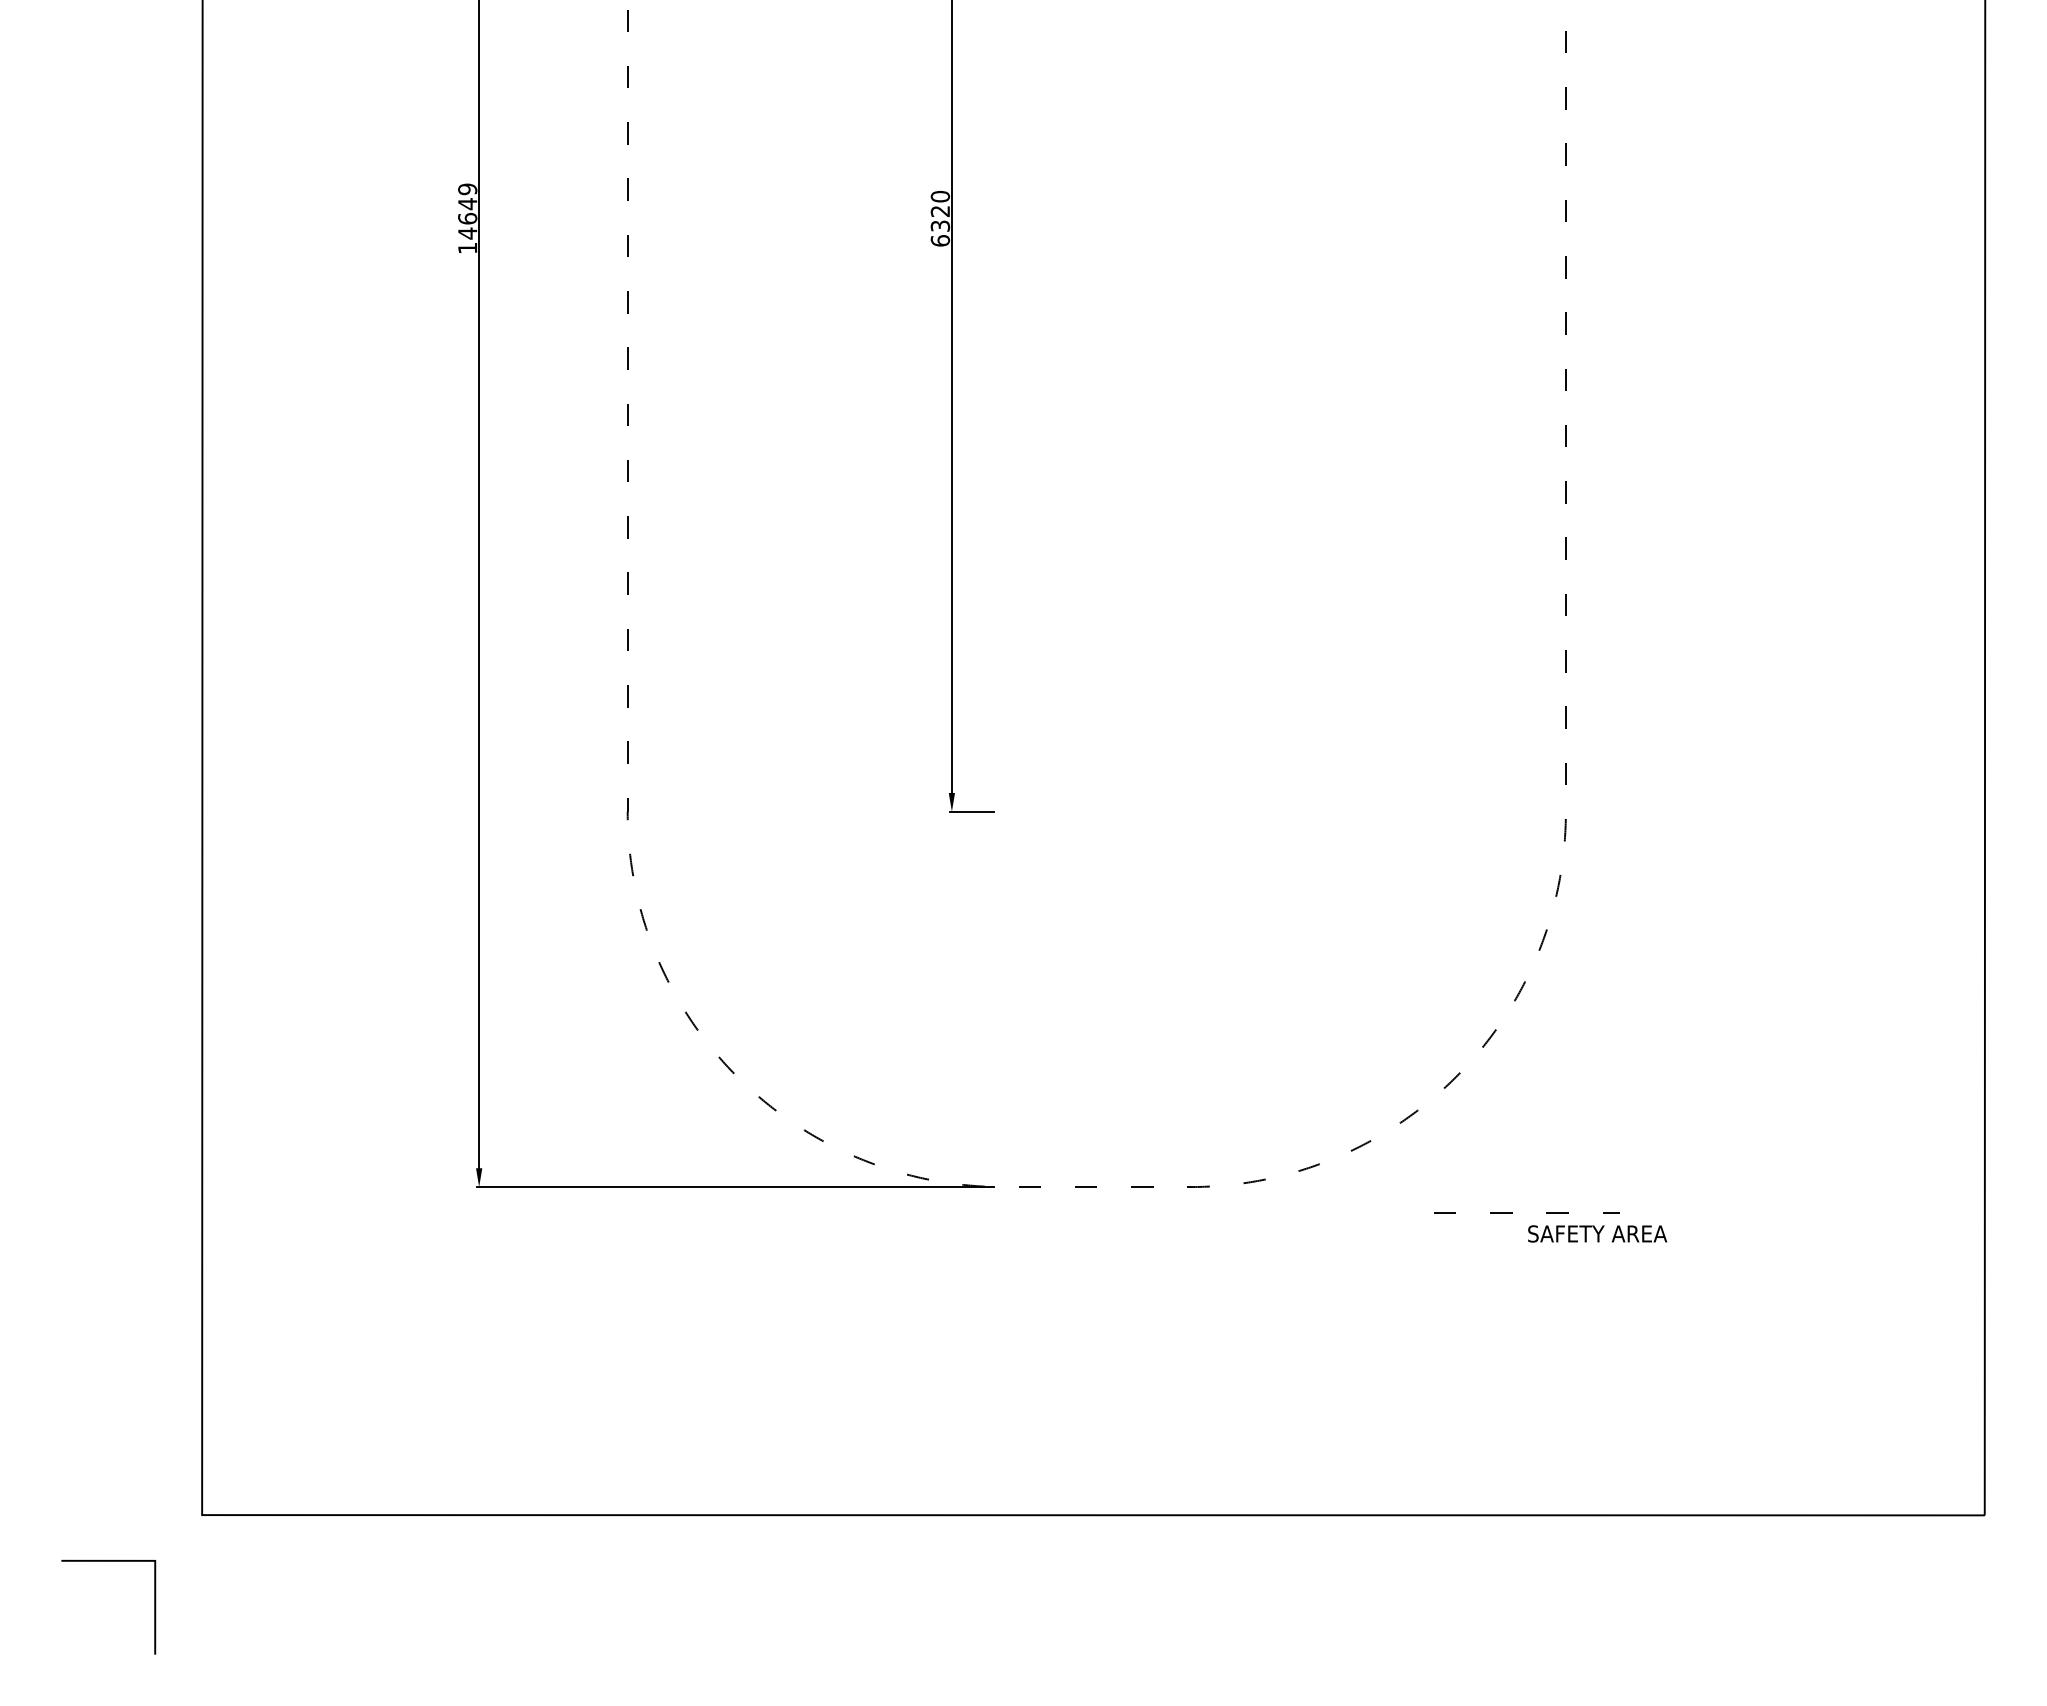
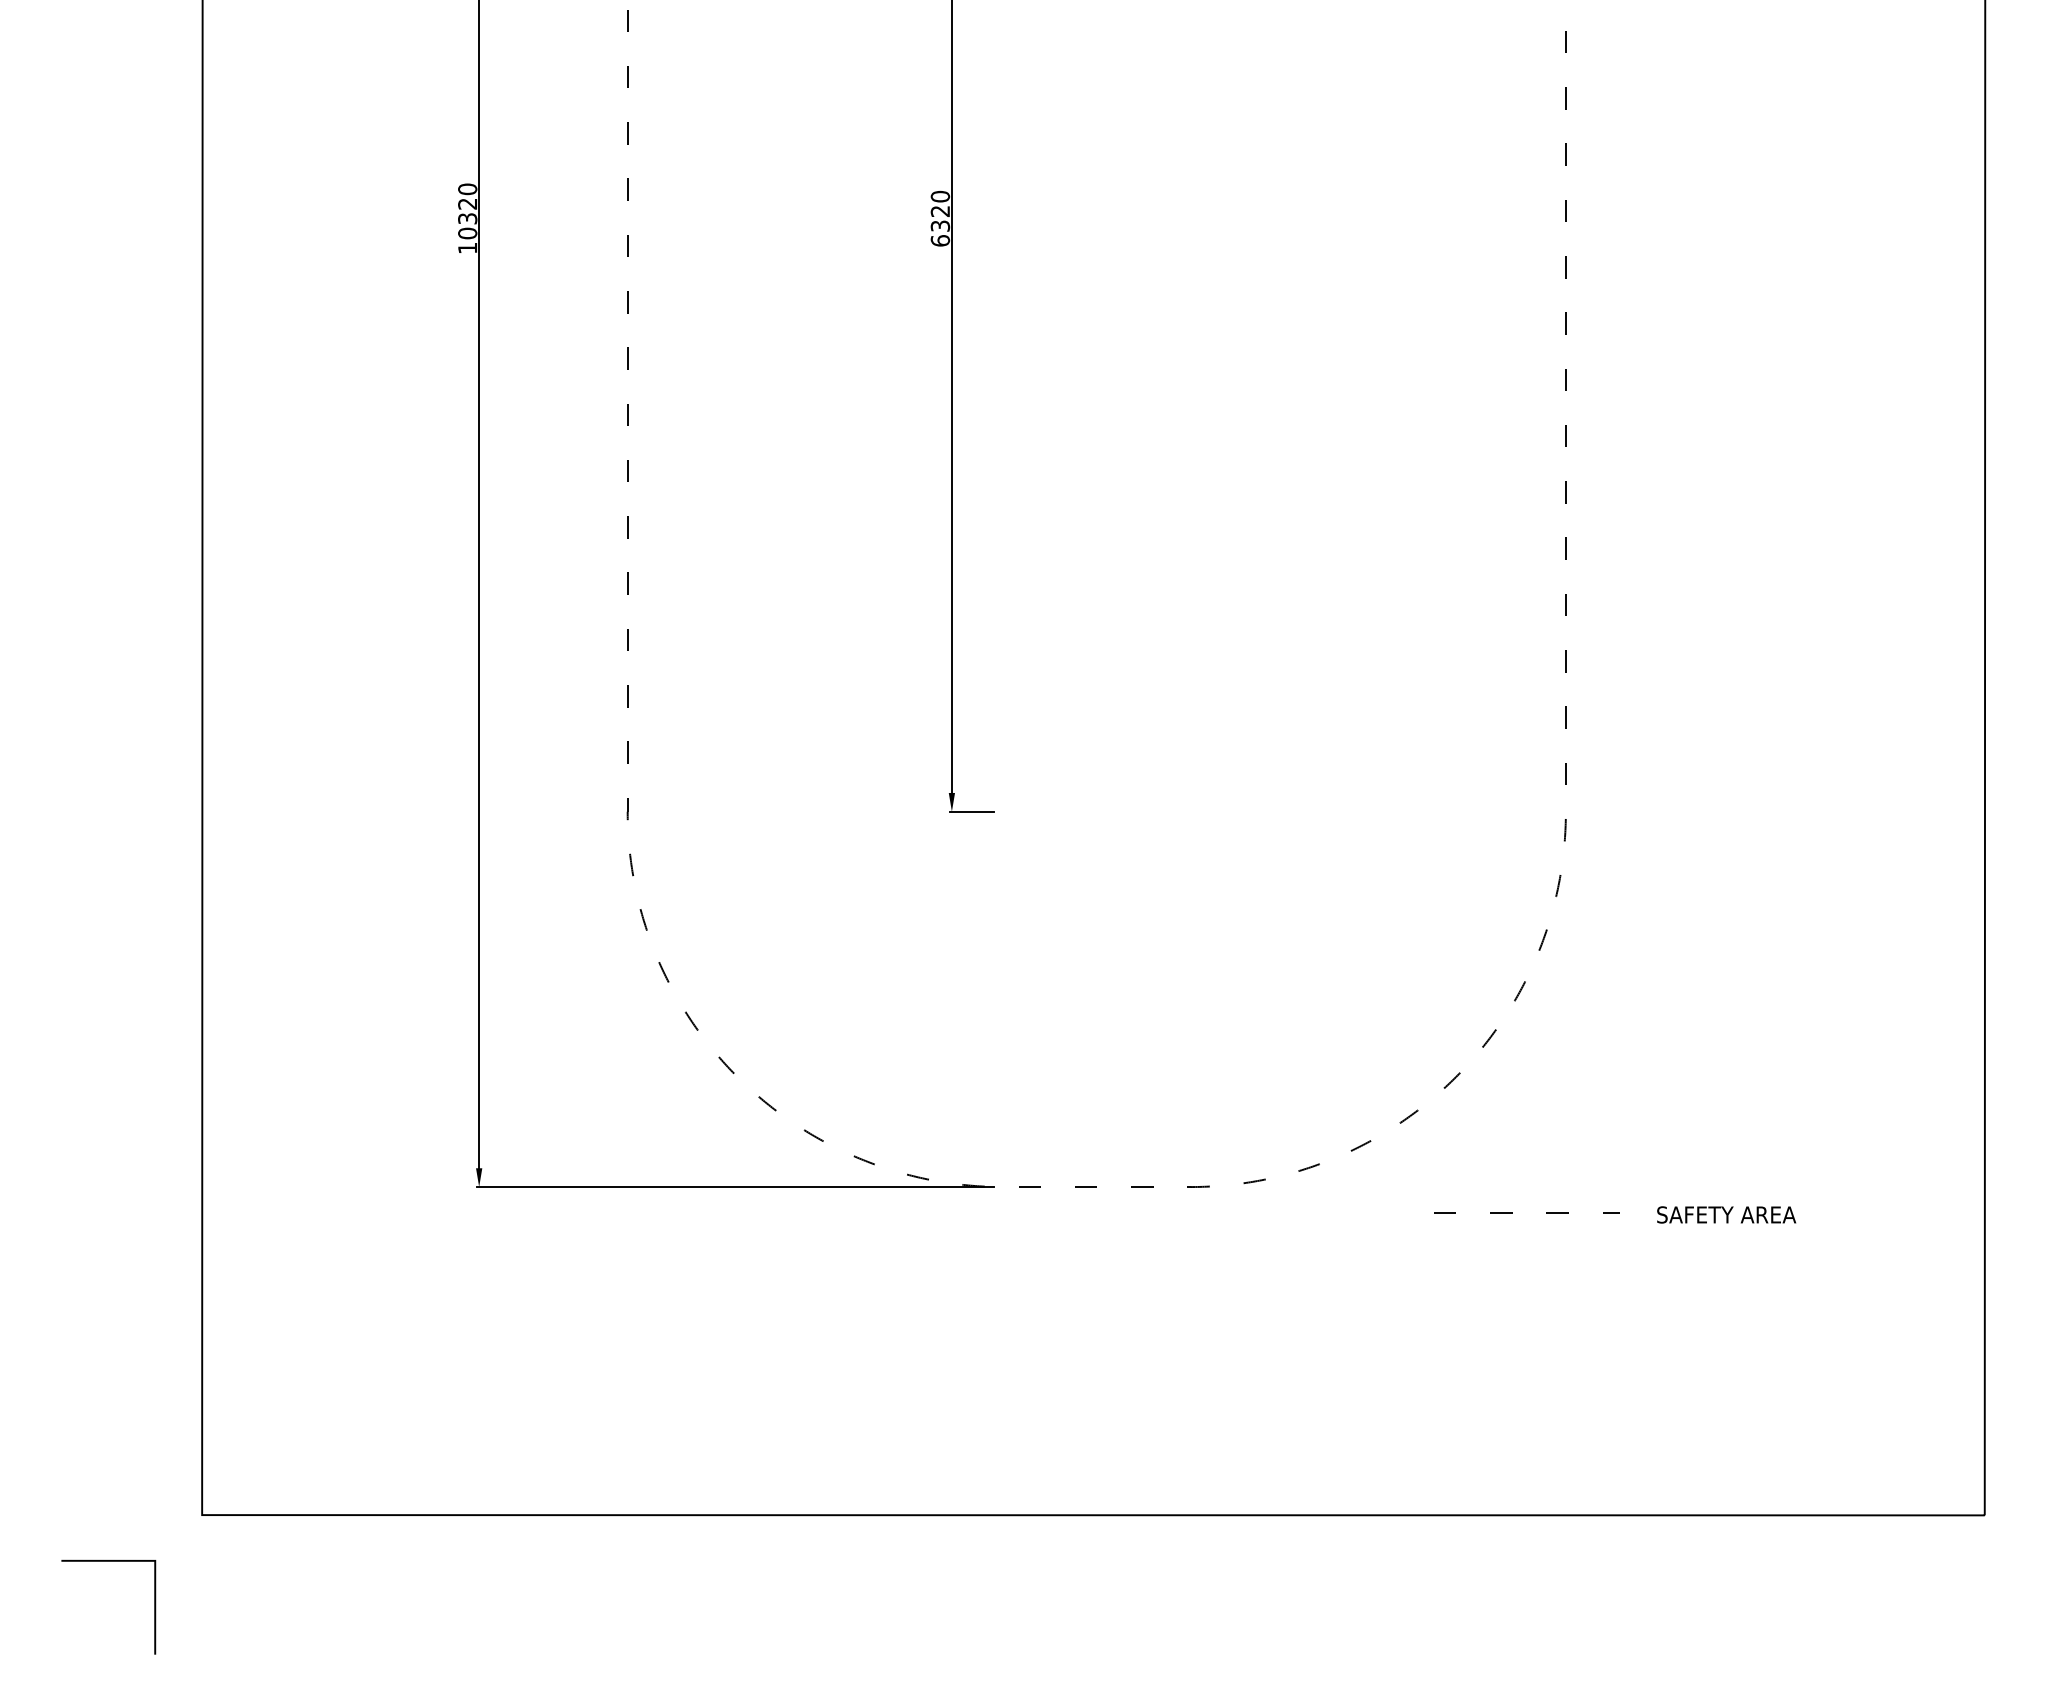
text: 14649 -> 10320 (467, 211)
text position: (1597, 1233) -> (1726, 1214) (1726, 1214)
